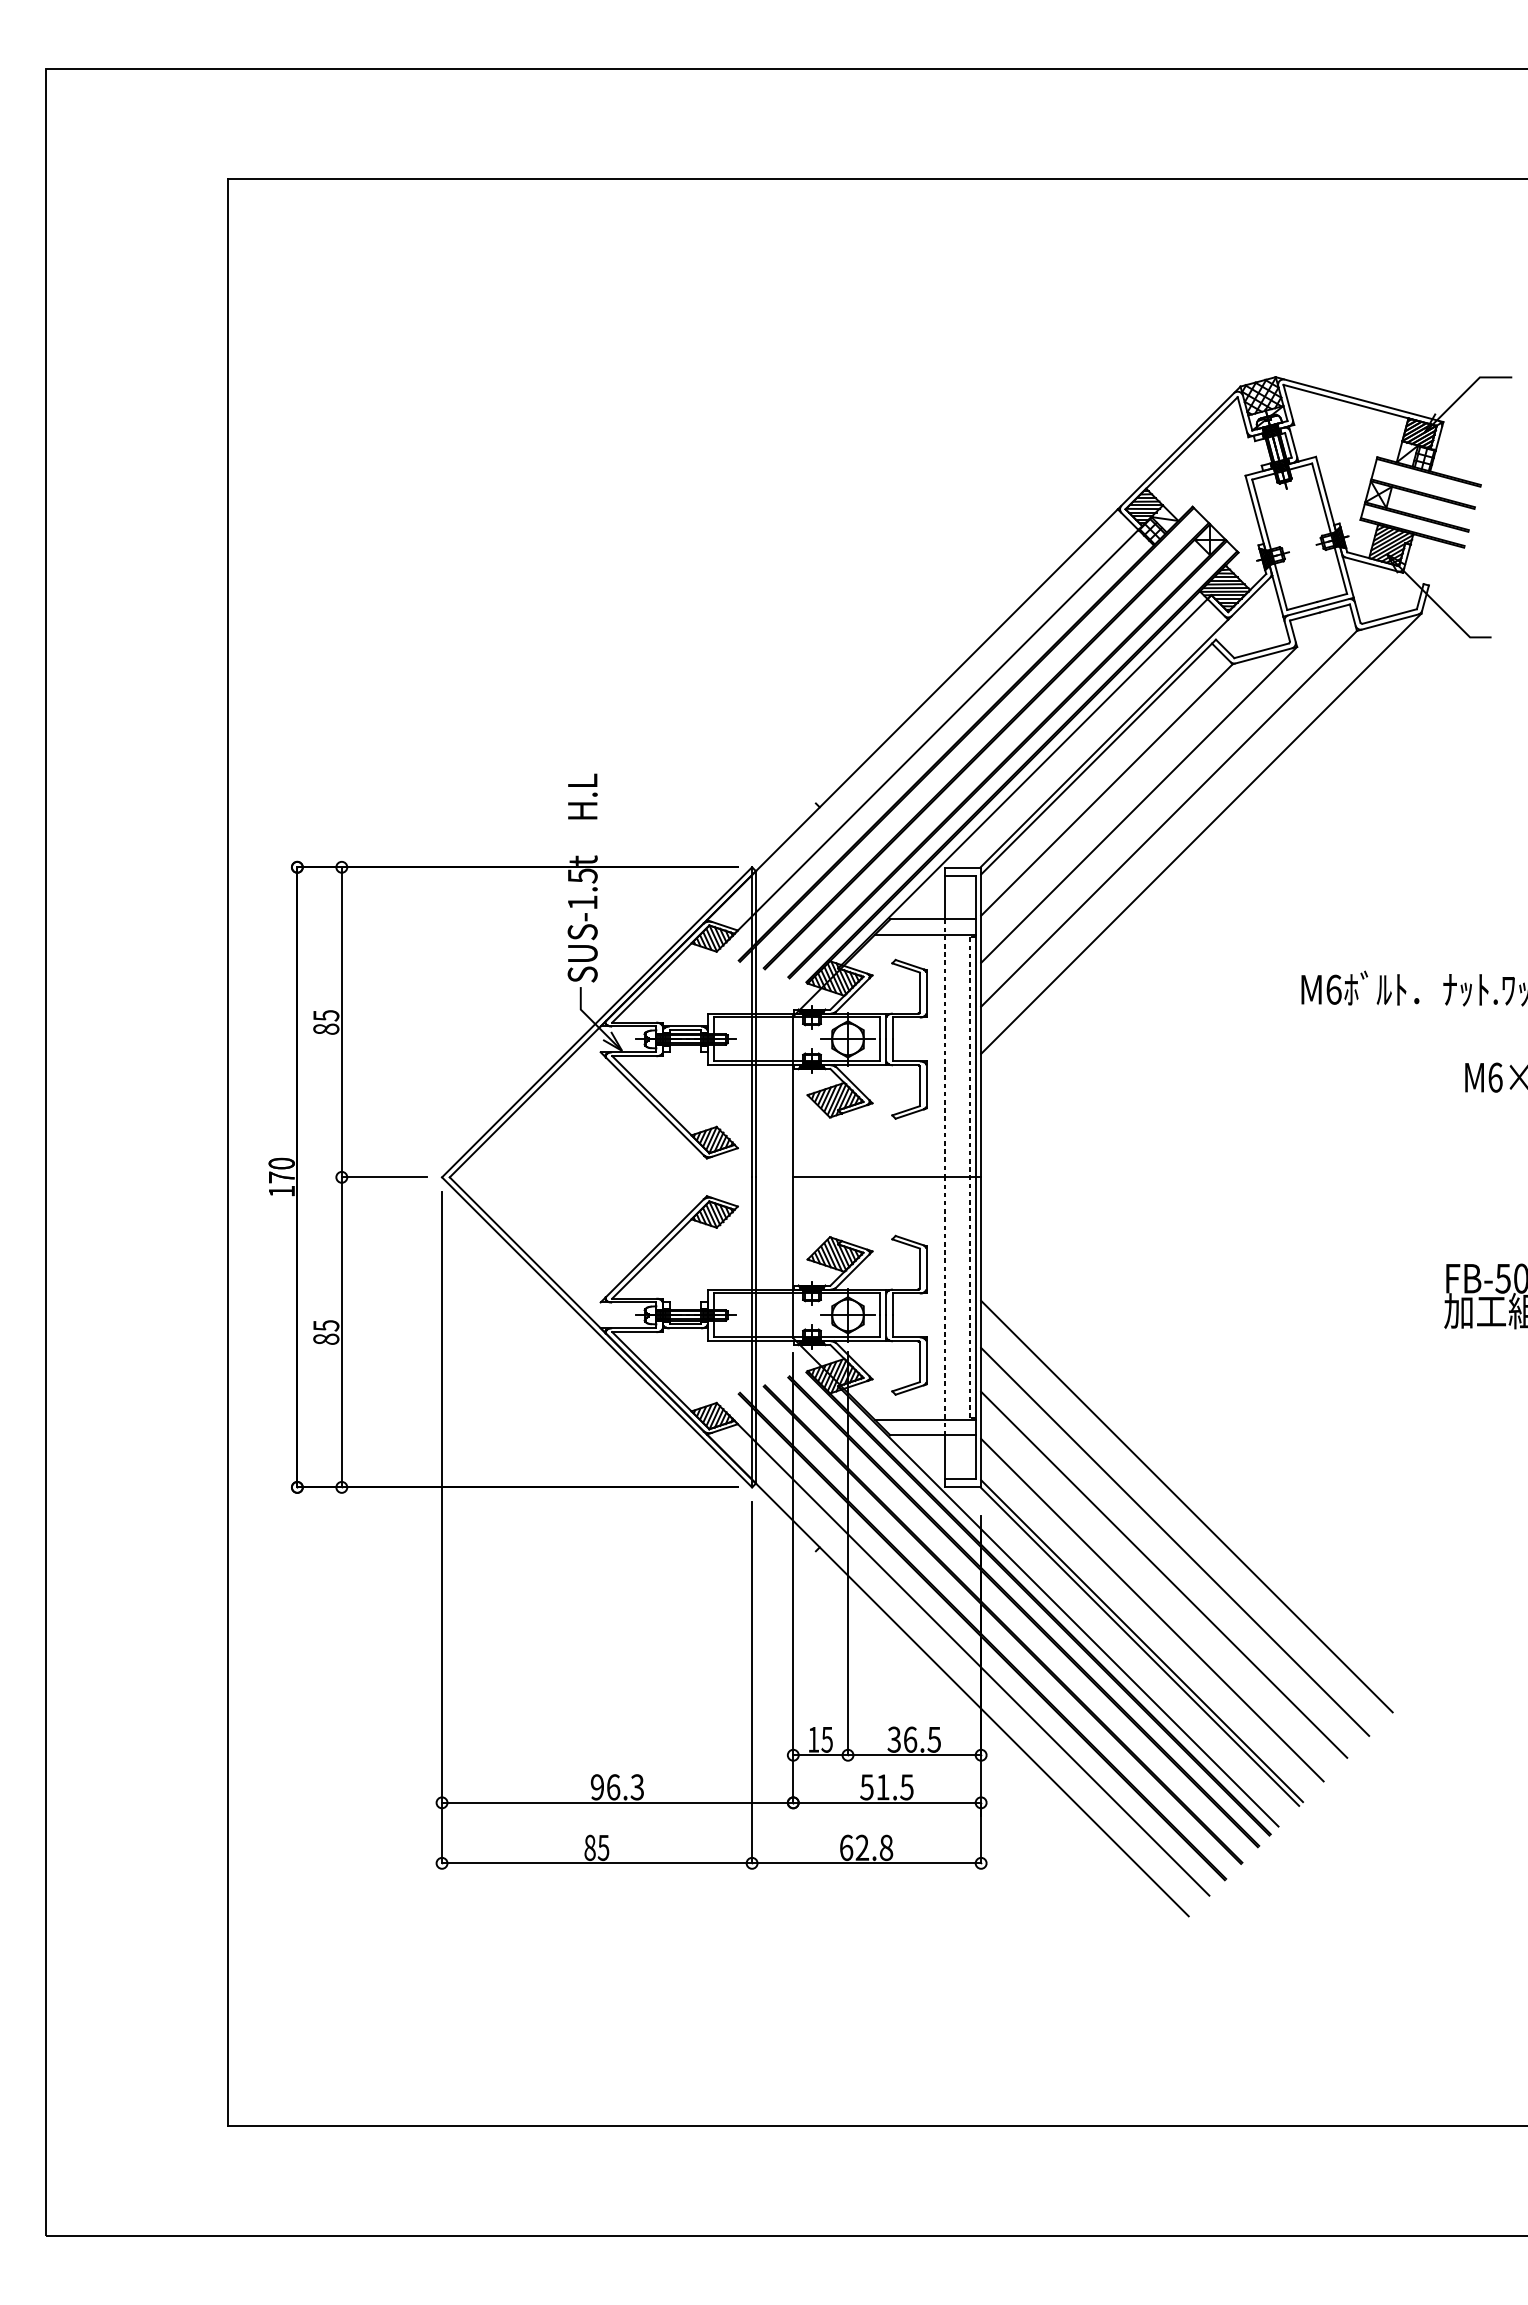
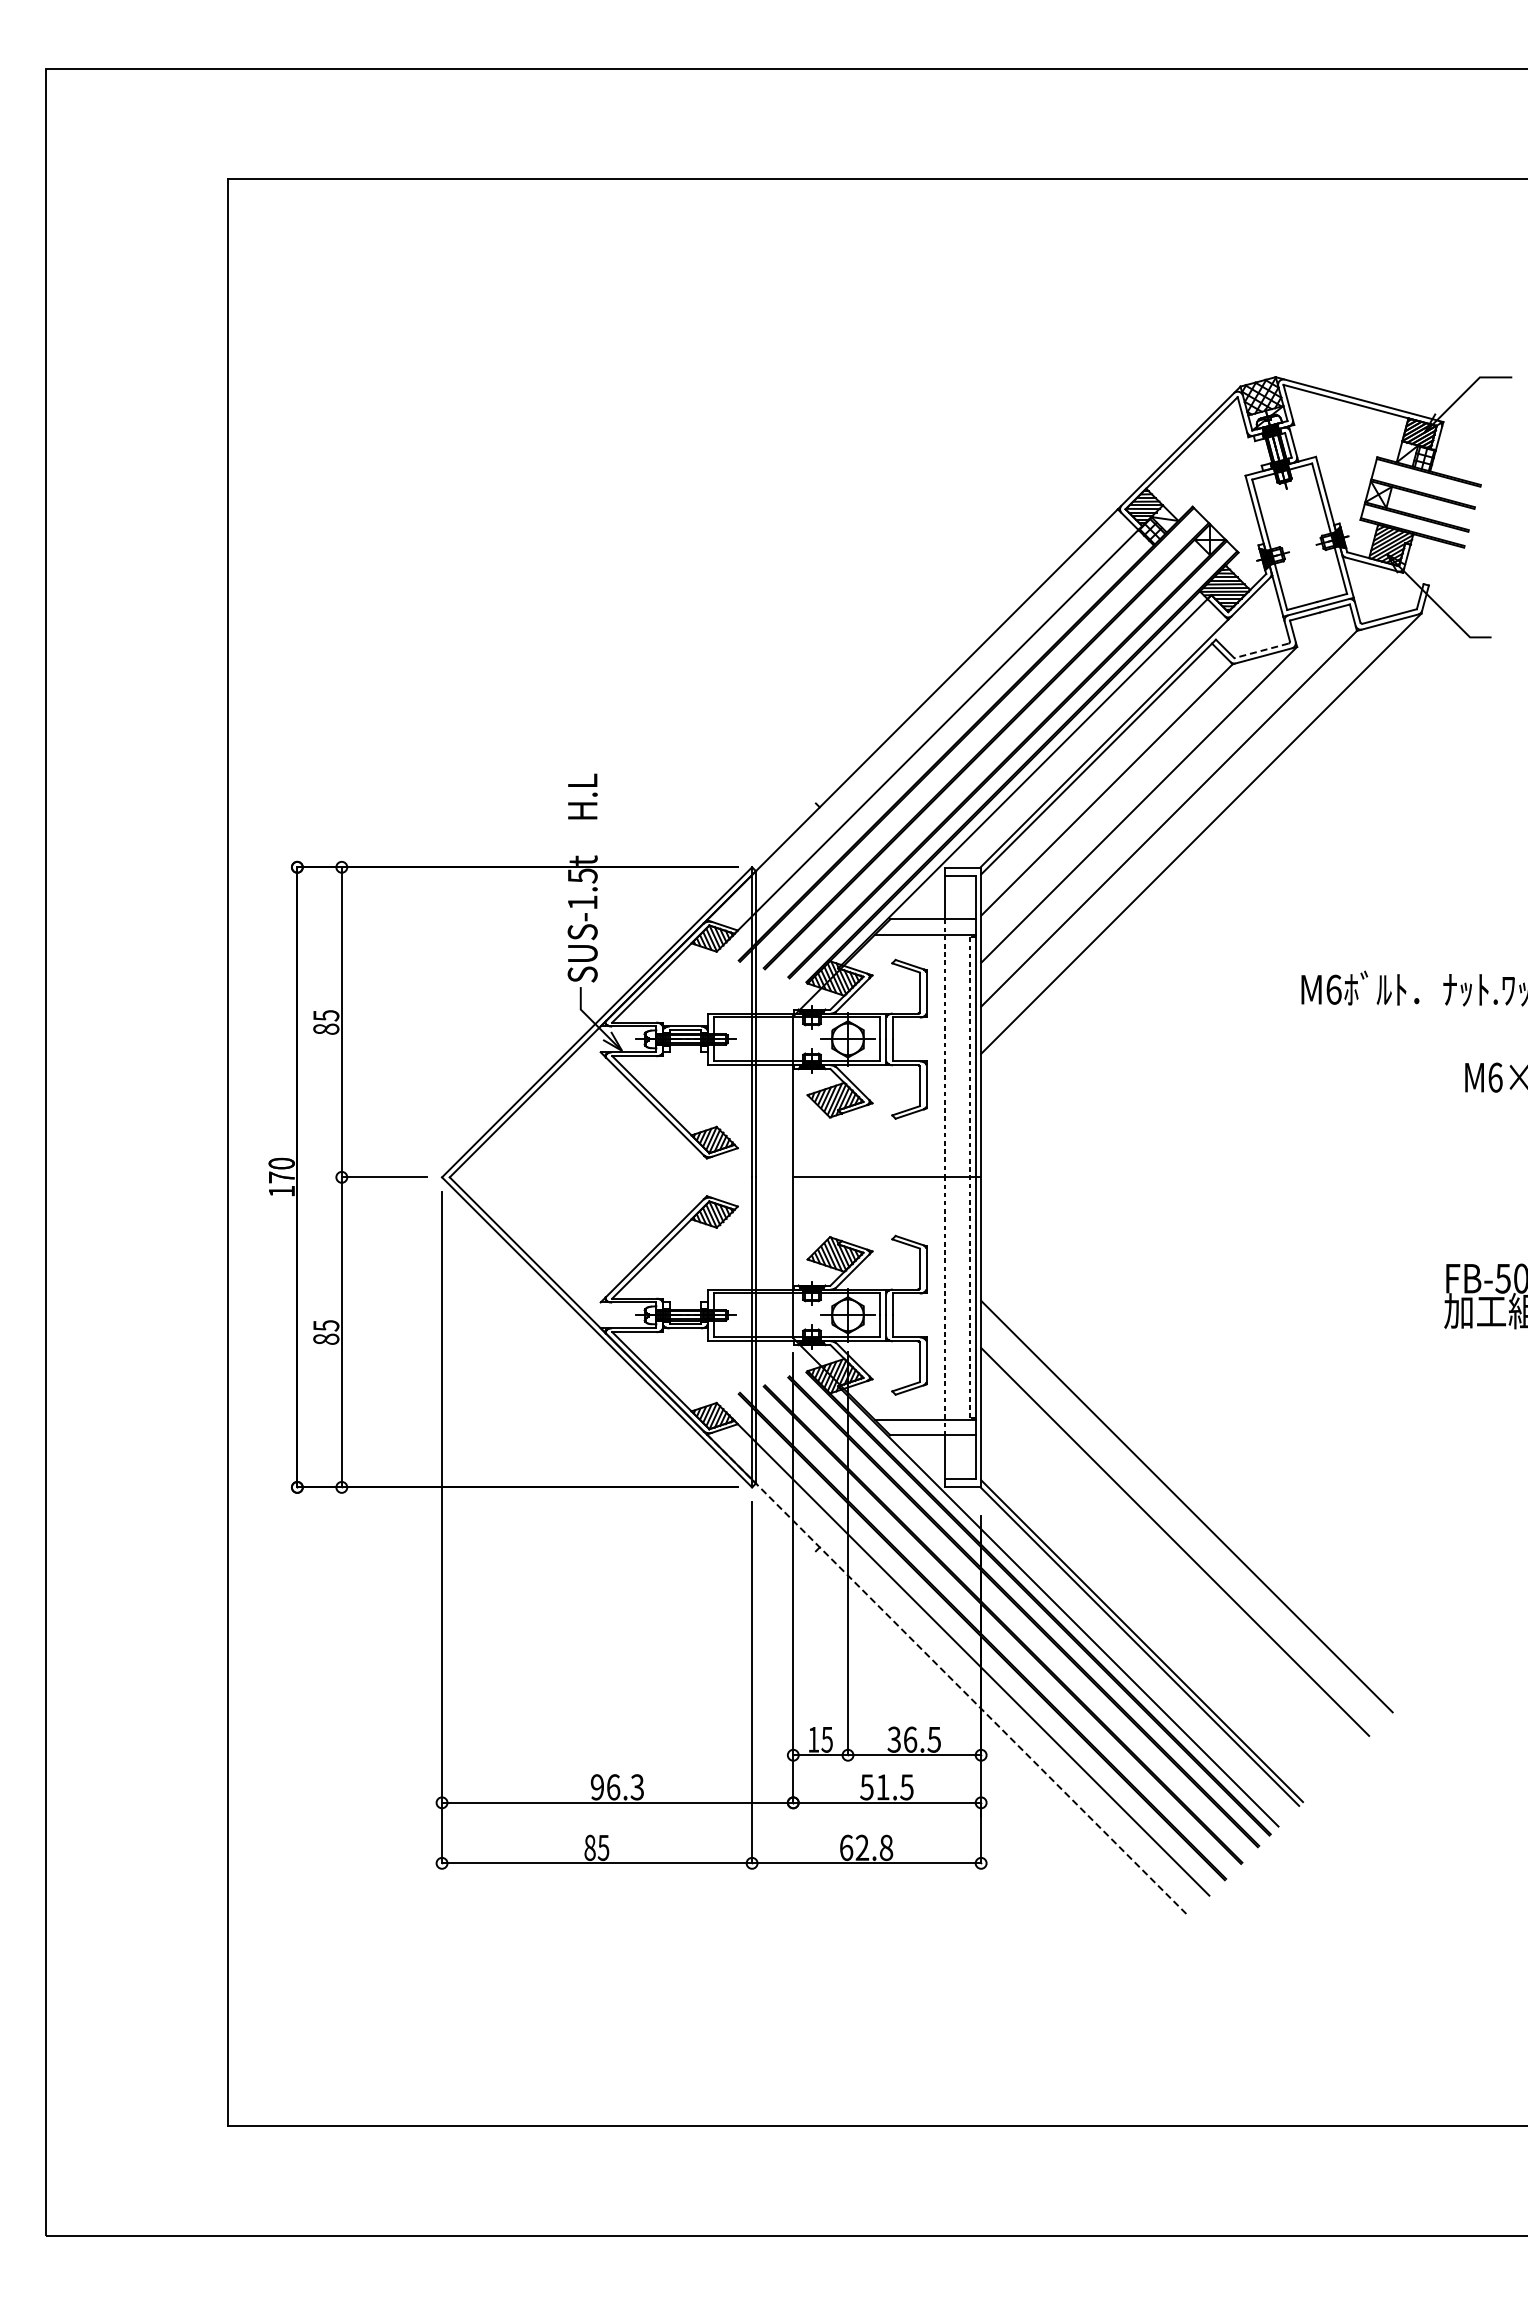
line: solid -> dashed (1261, 650)
line: present -> none (1164, 1574)
line: present -> none (1152, 1609)
line: solid -> dashed (947, 1675)
